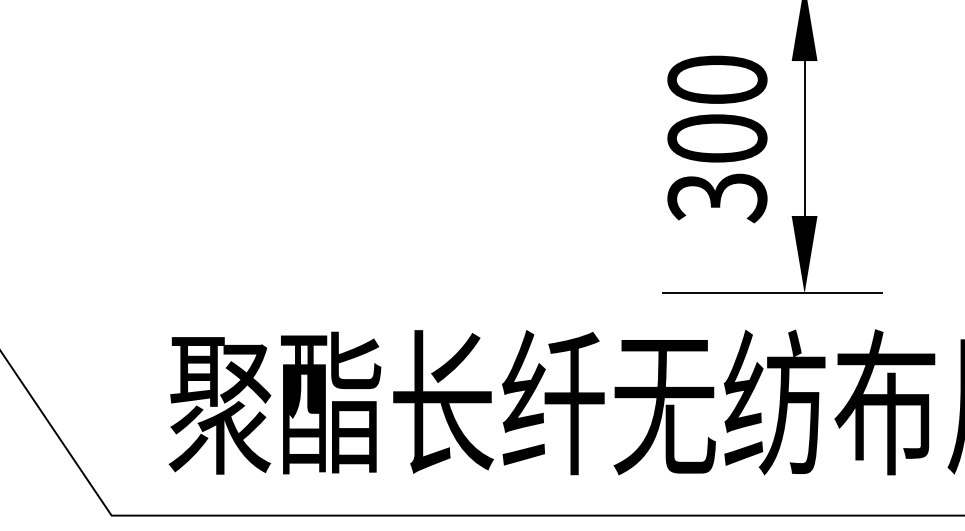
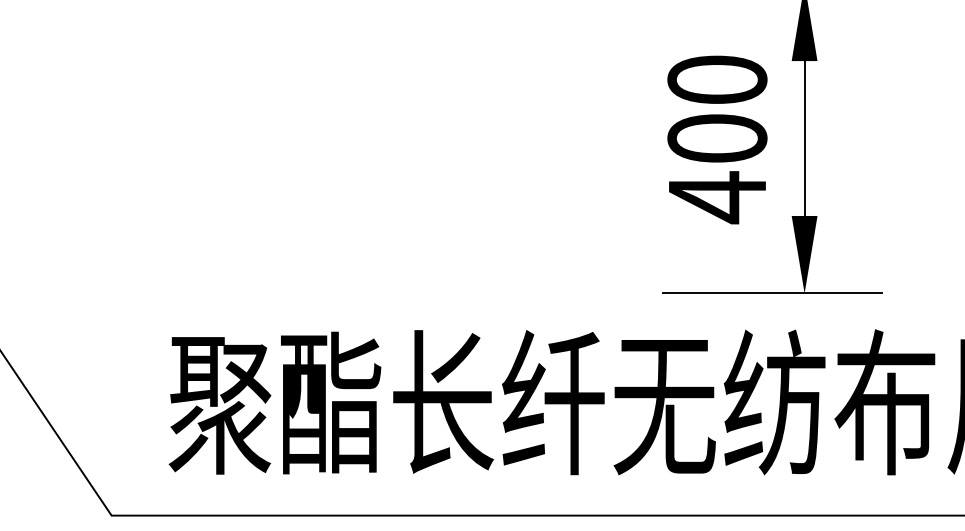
text: 300 -> 400 (717, 197)
